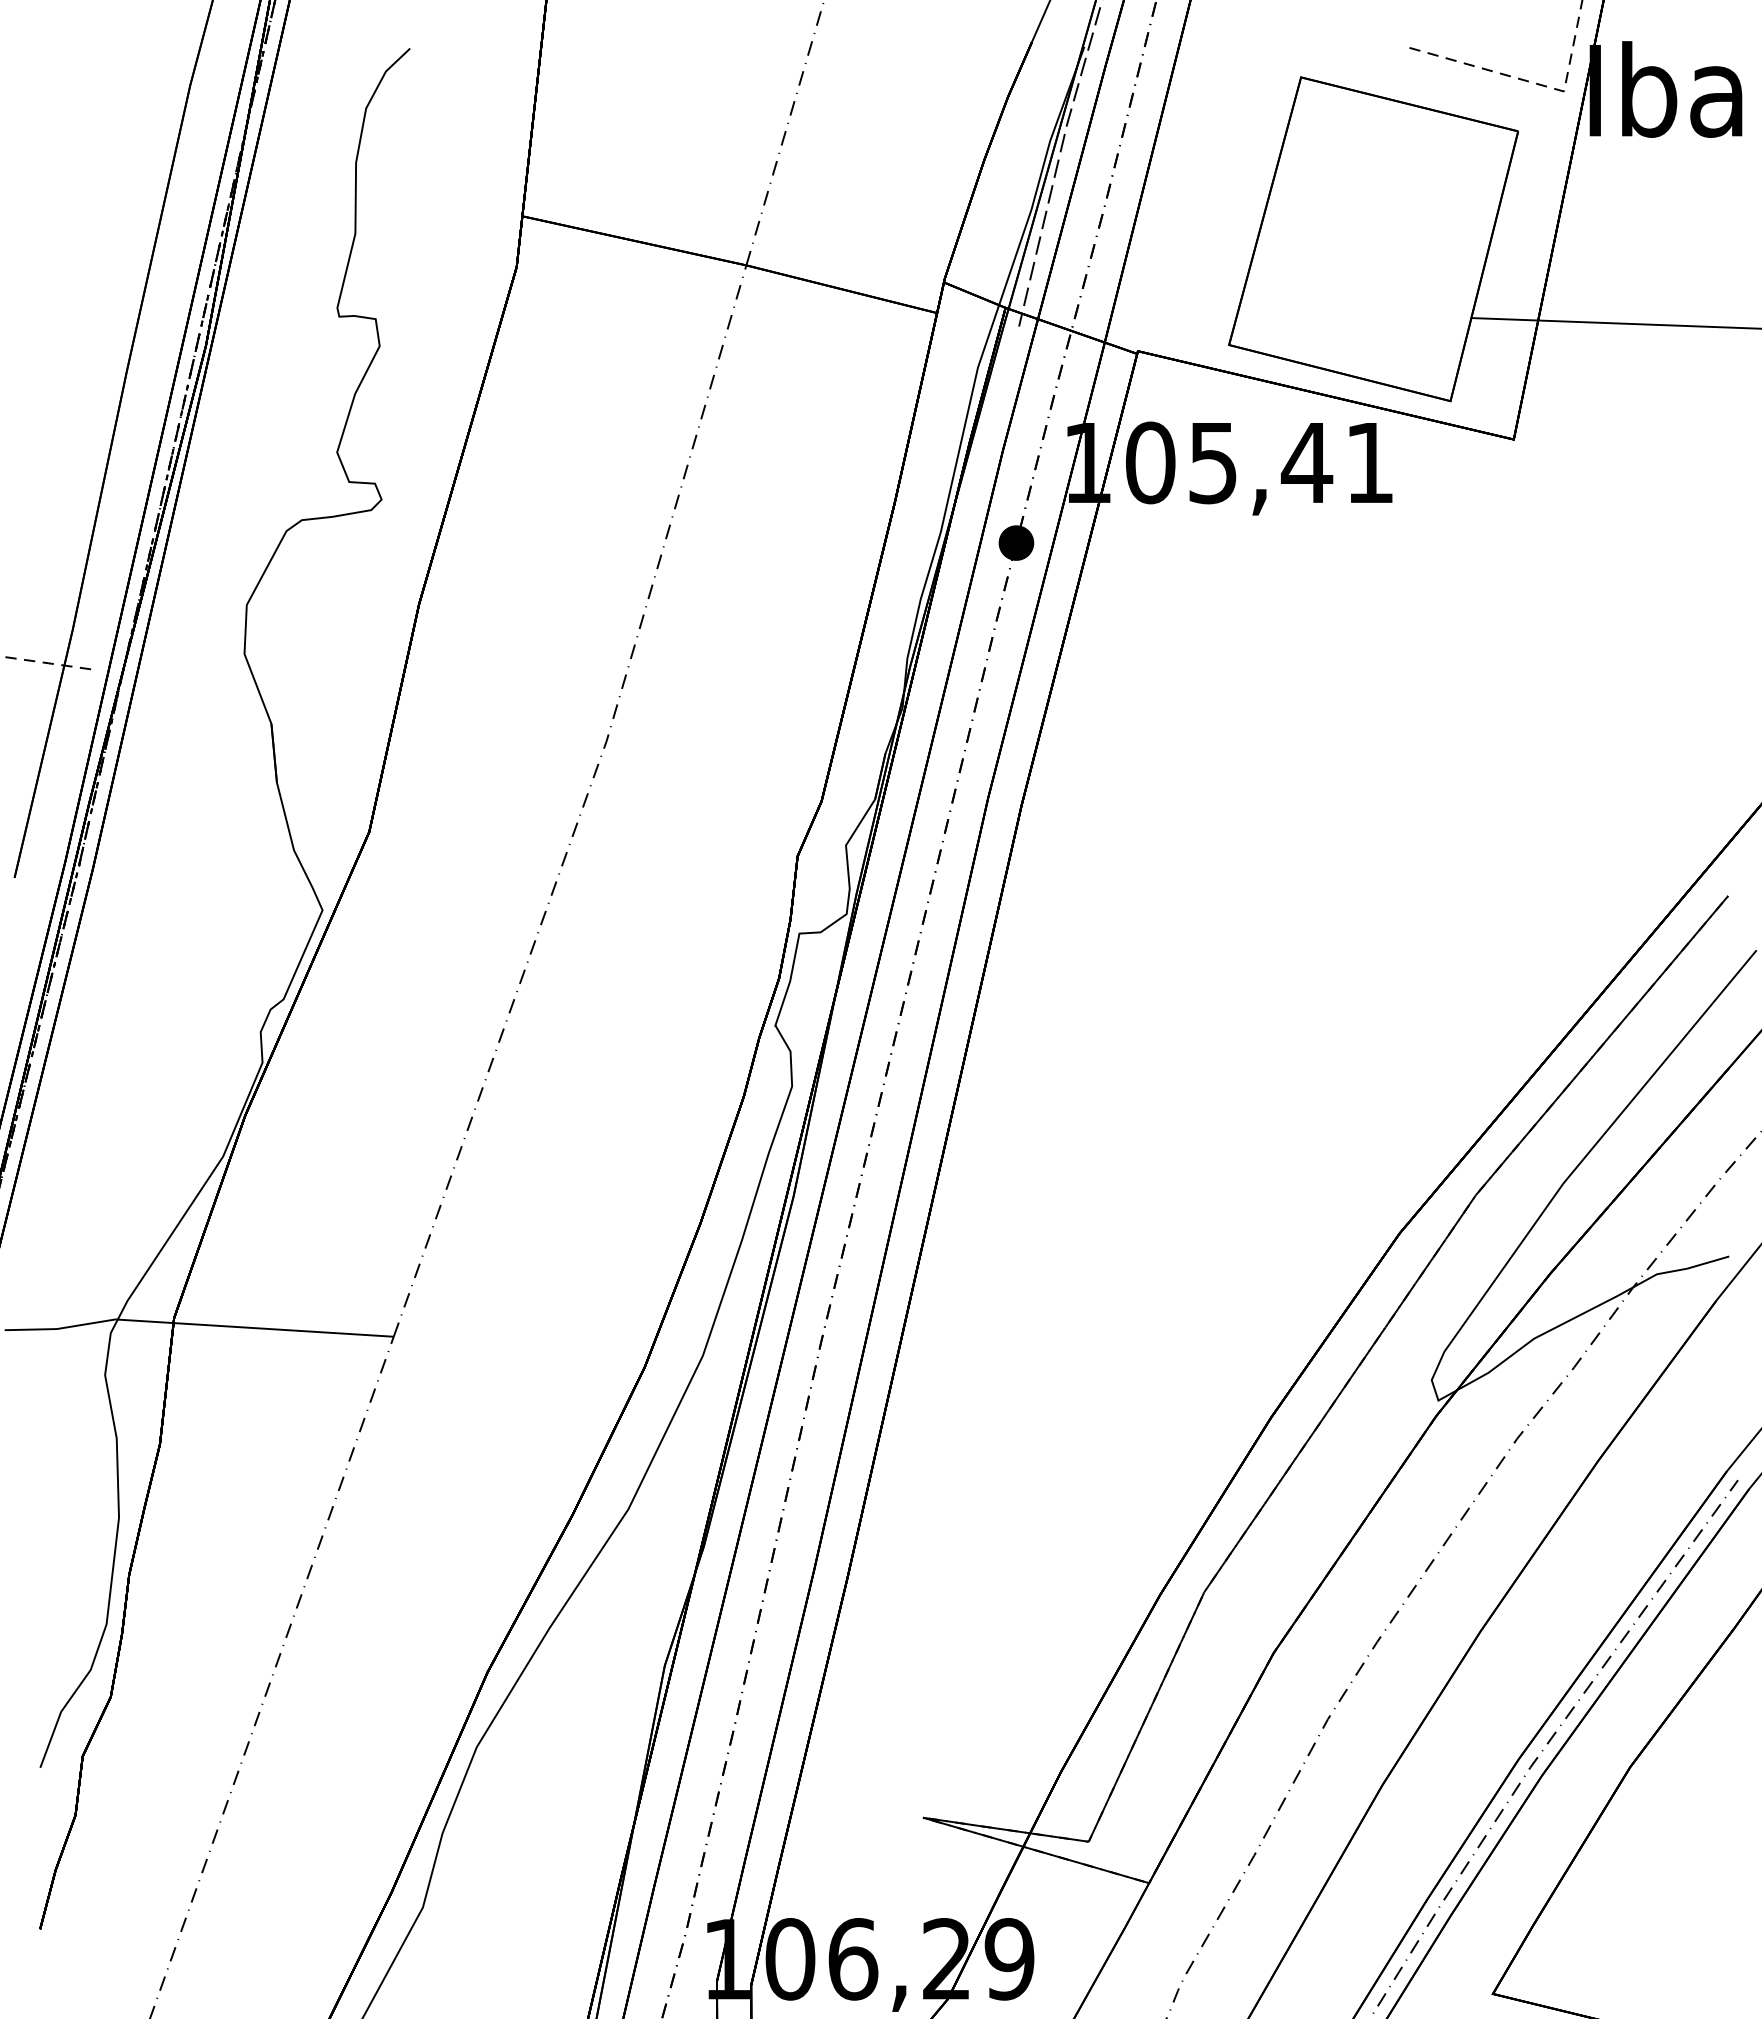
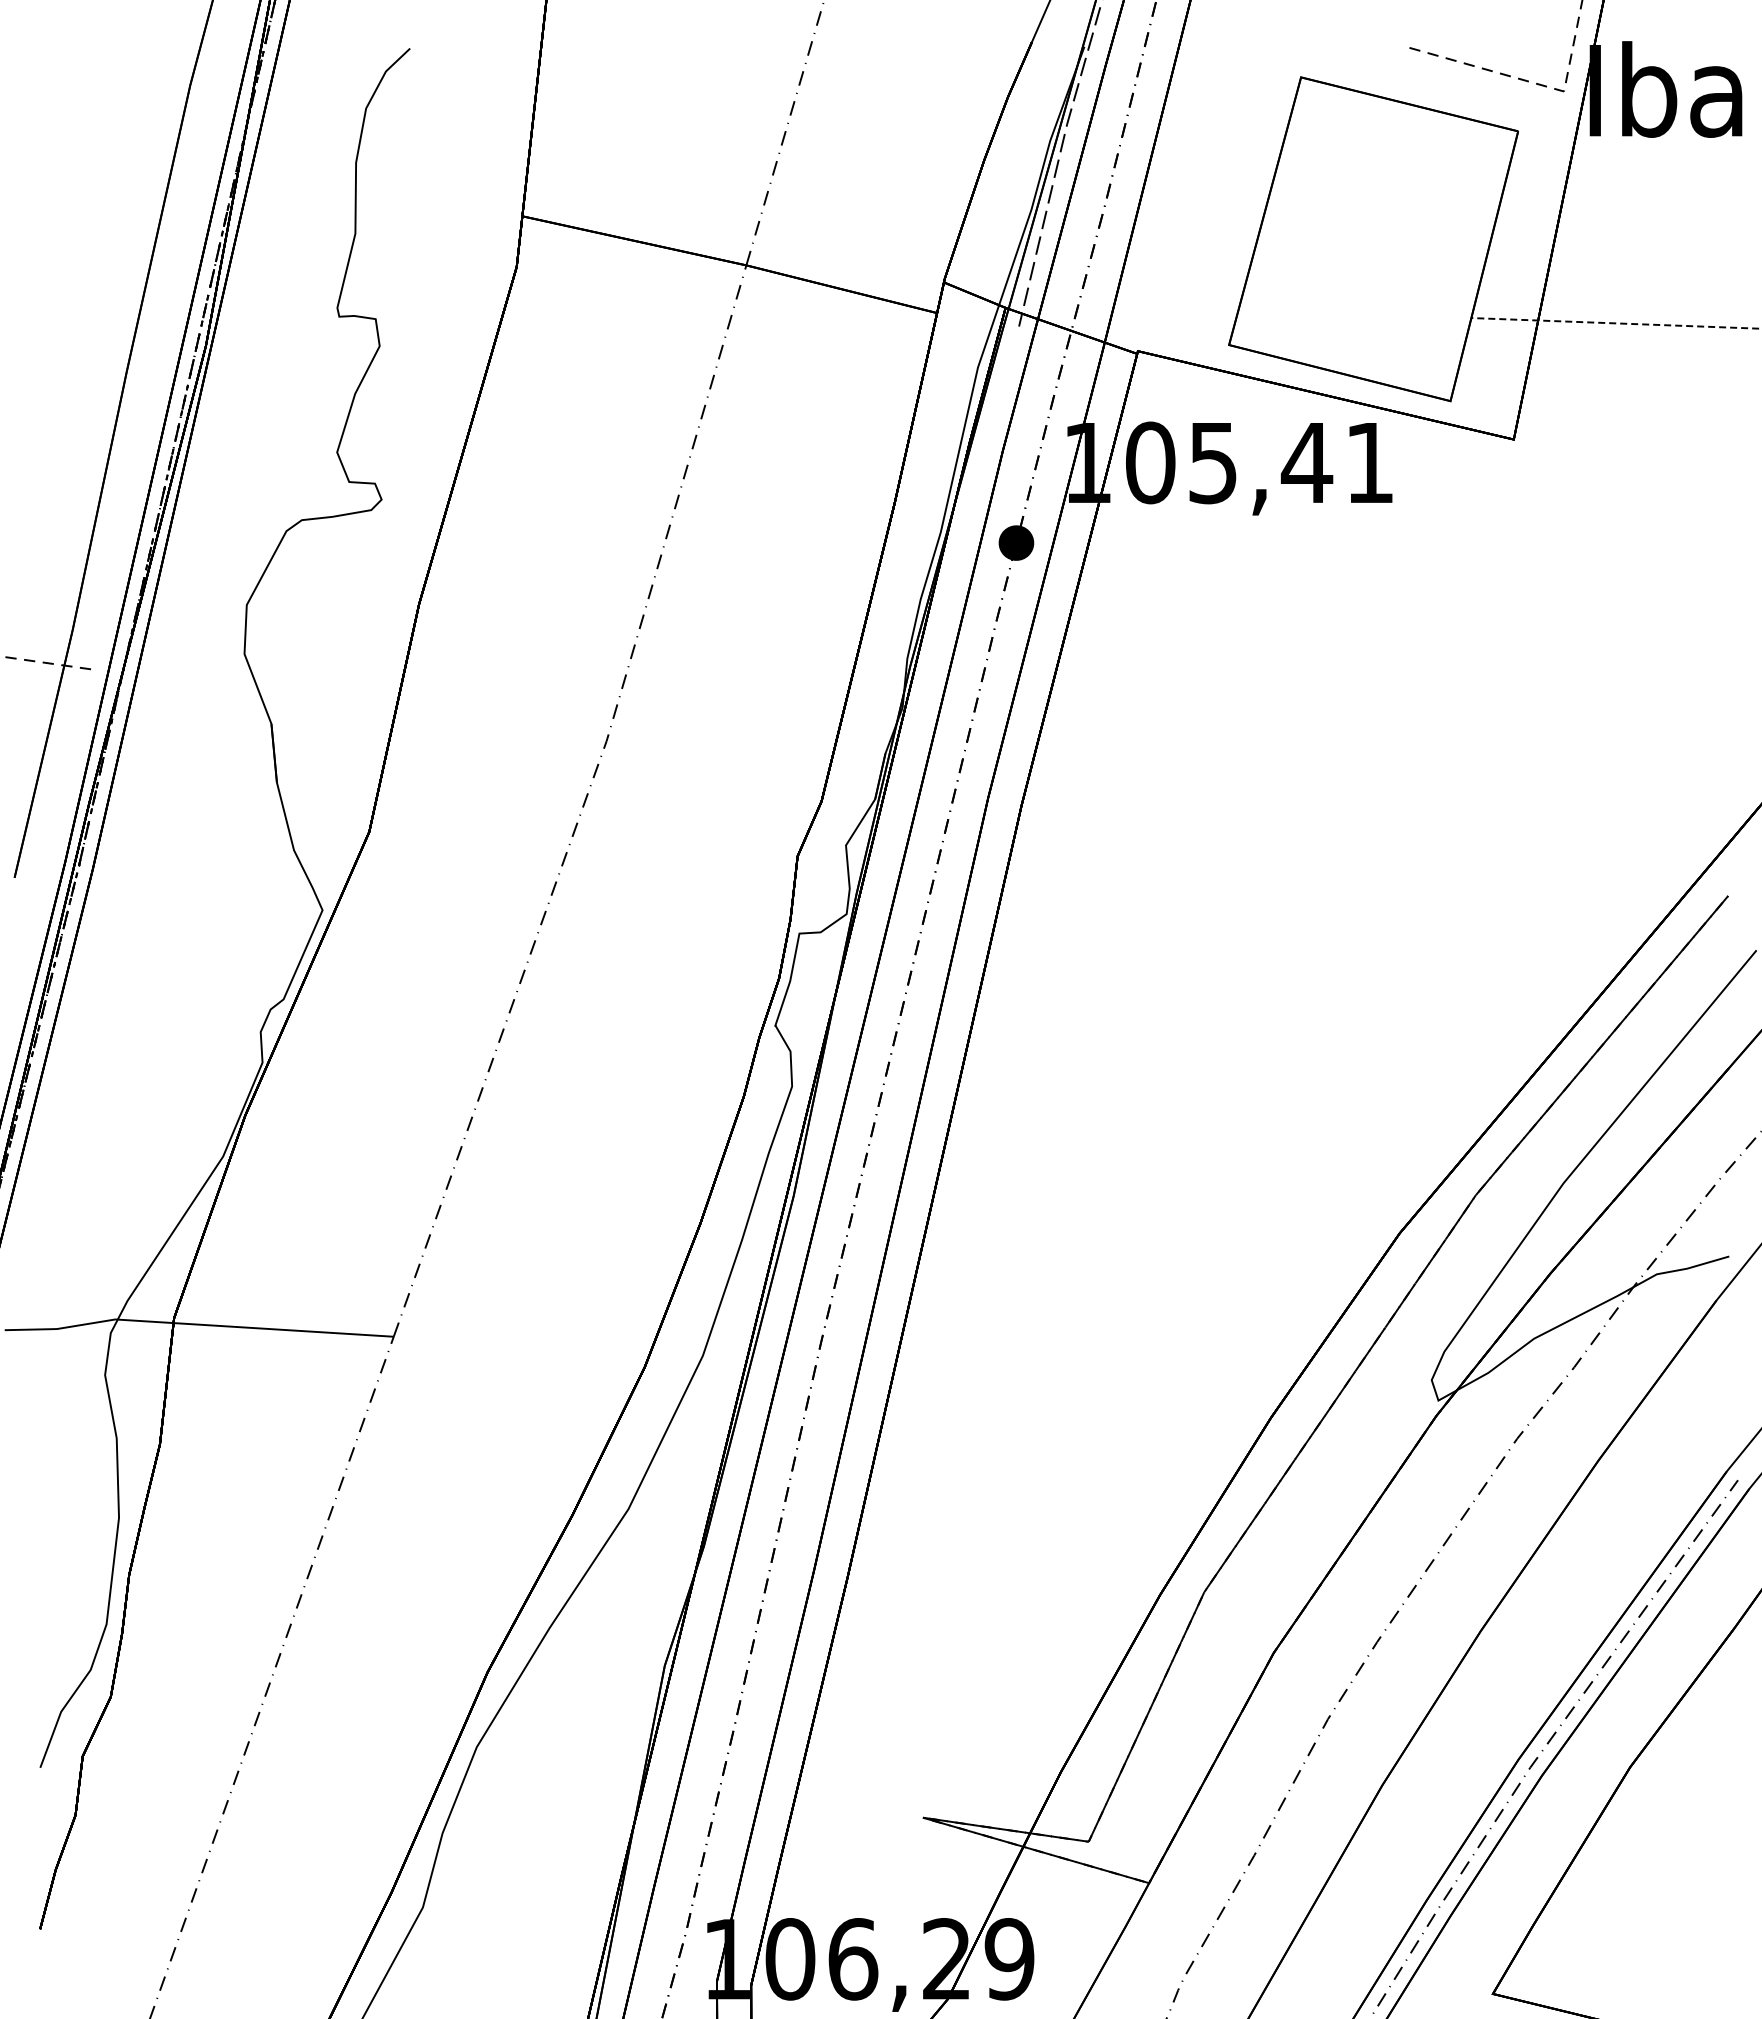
line: solid -> dashed (1616, 323)
